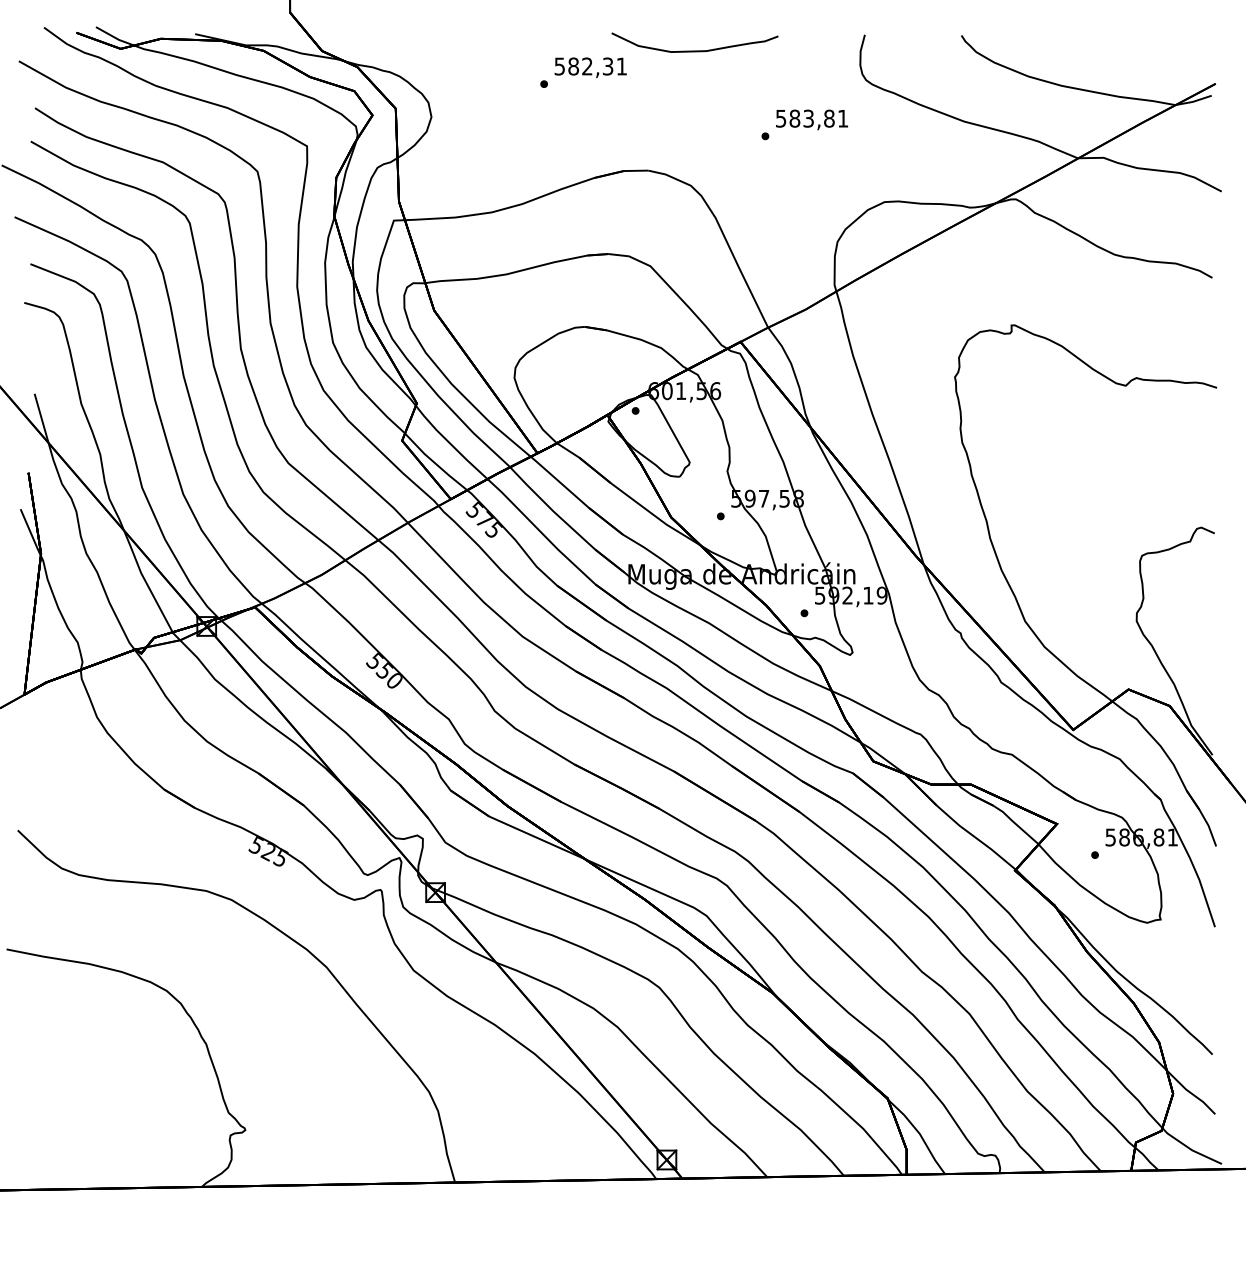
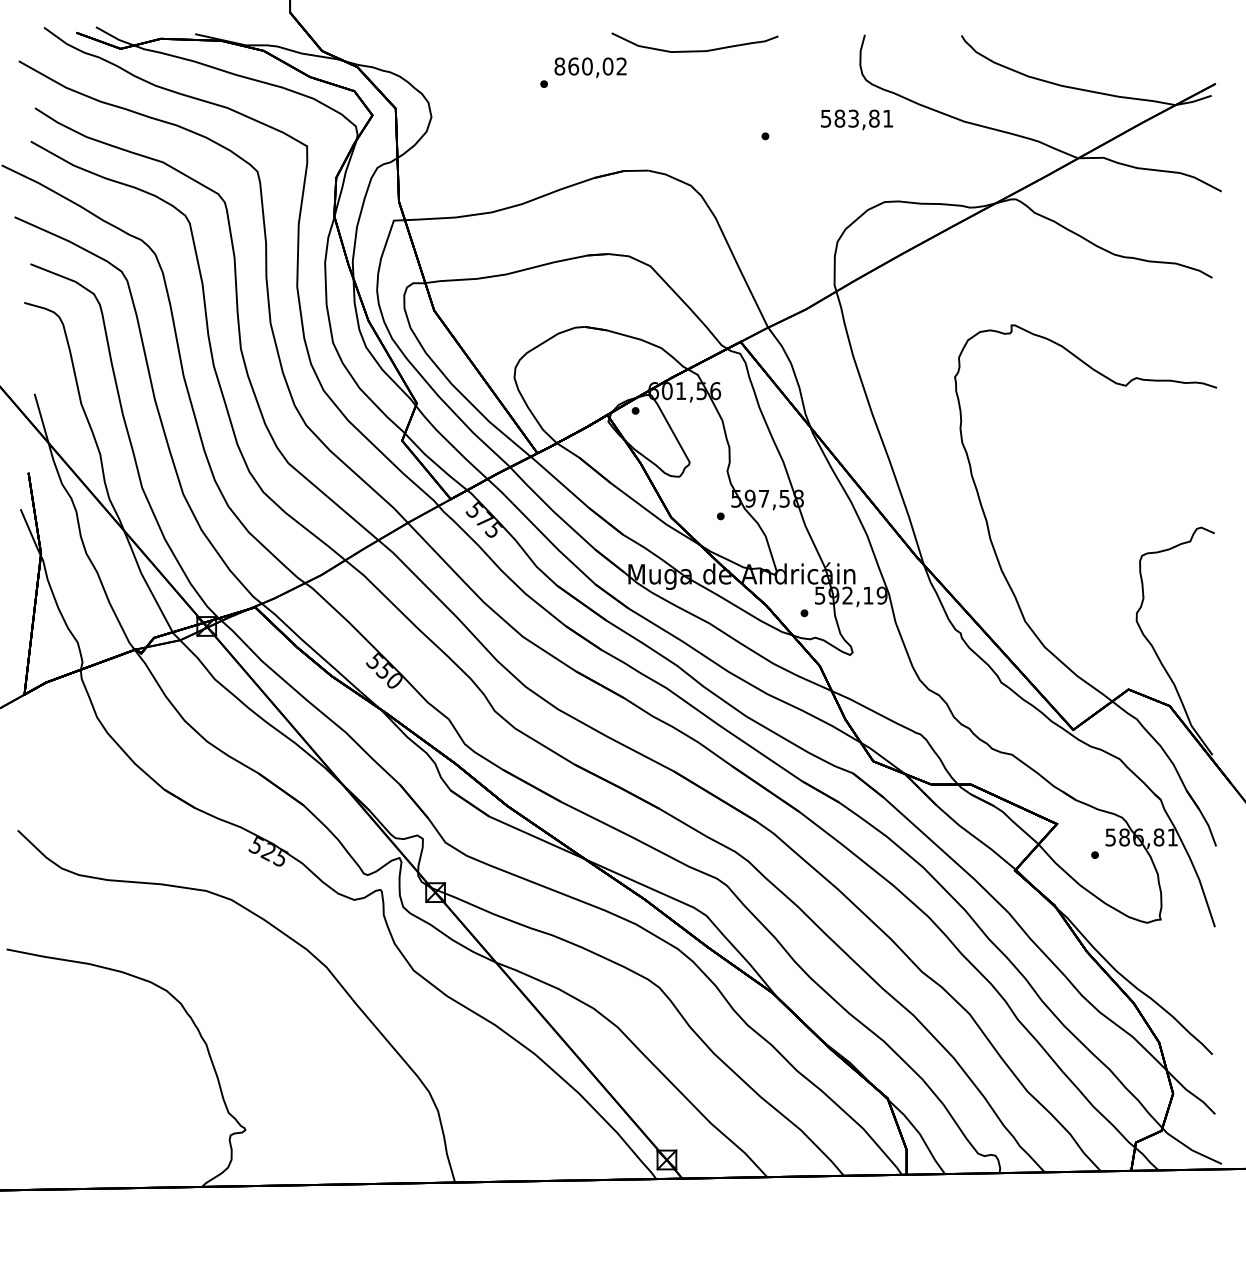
text: 582,31 -> 860,02 (590, 66)
text position: (812, 119) -> (857, 119) (857, 119)
